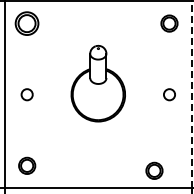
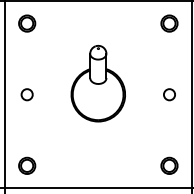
part size: 26x25 px -> 19x19 px (27, 23)
line: dashed -> solid (191, 94)
part position: (154, 170) -> (169, 165) (169, 165)
